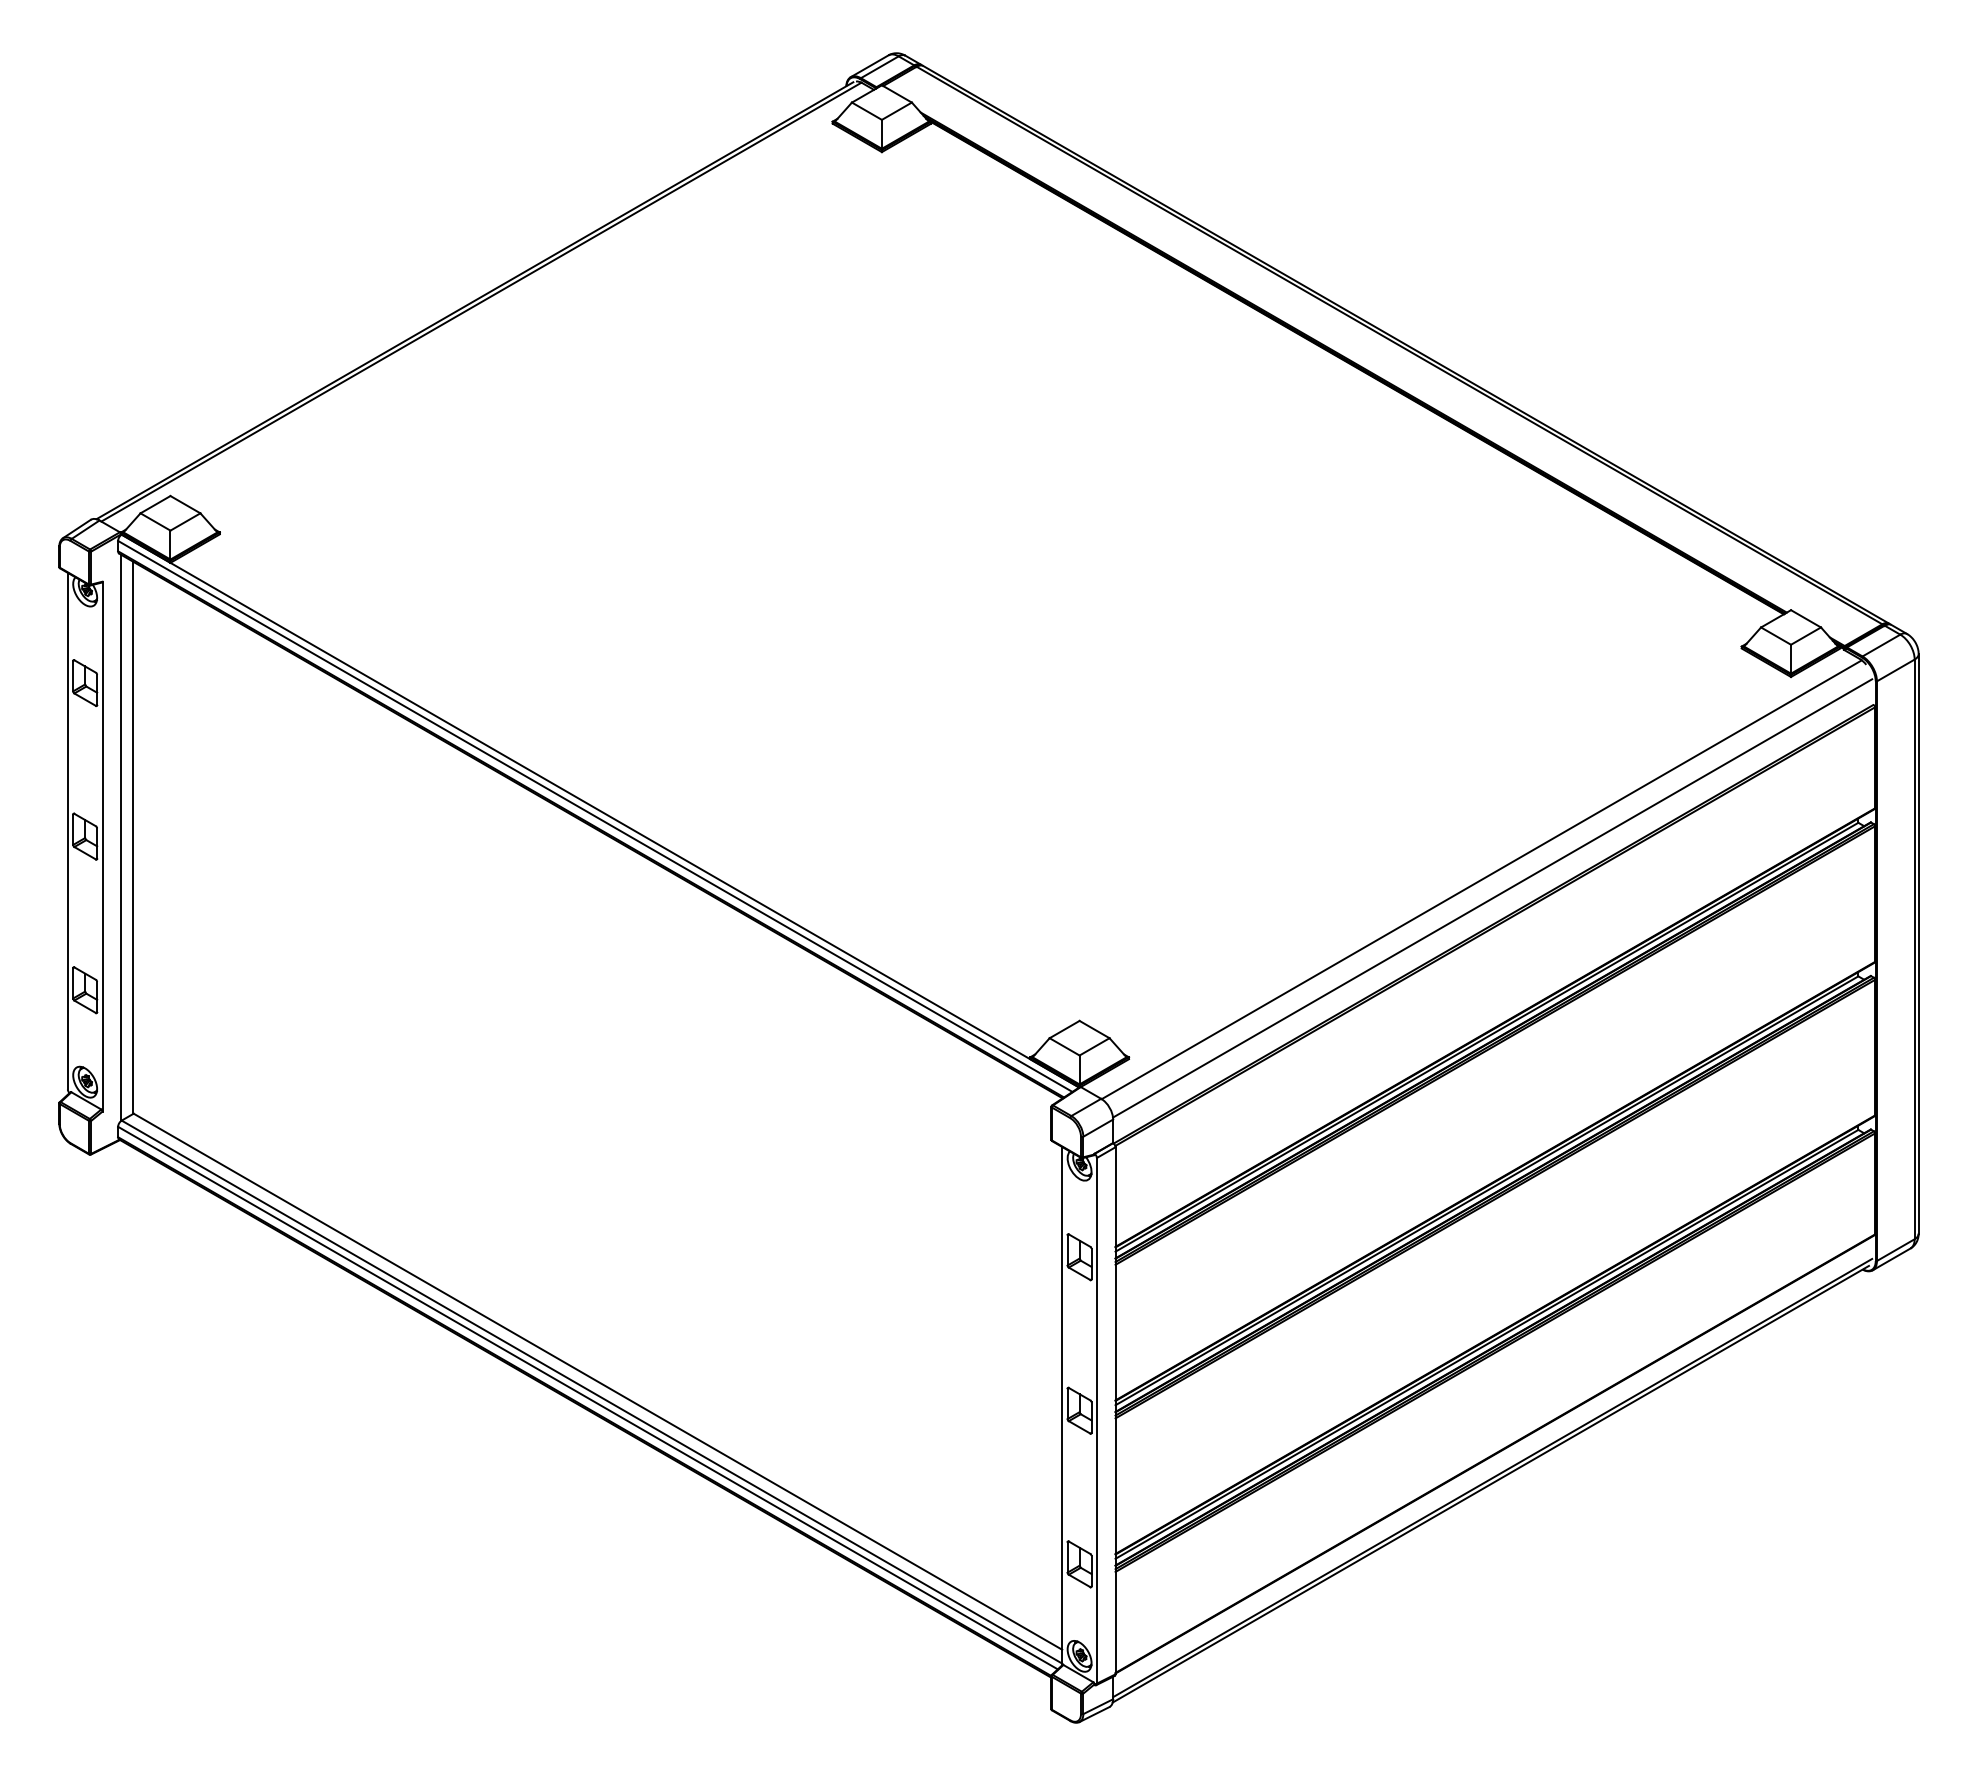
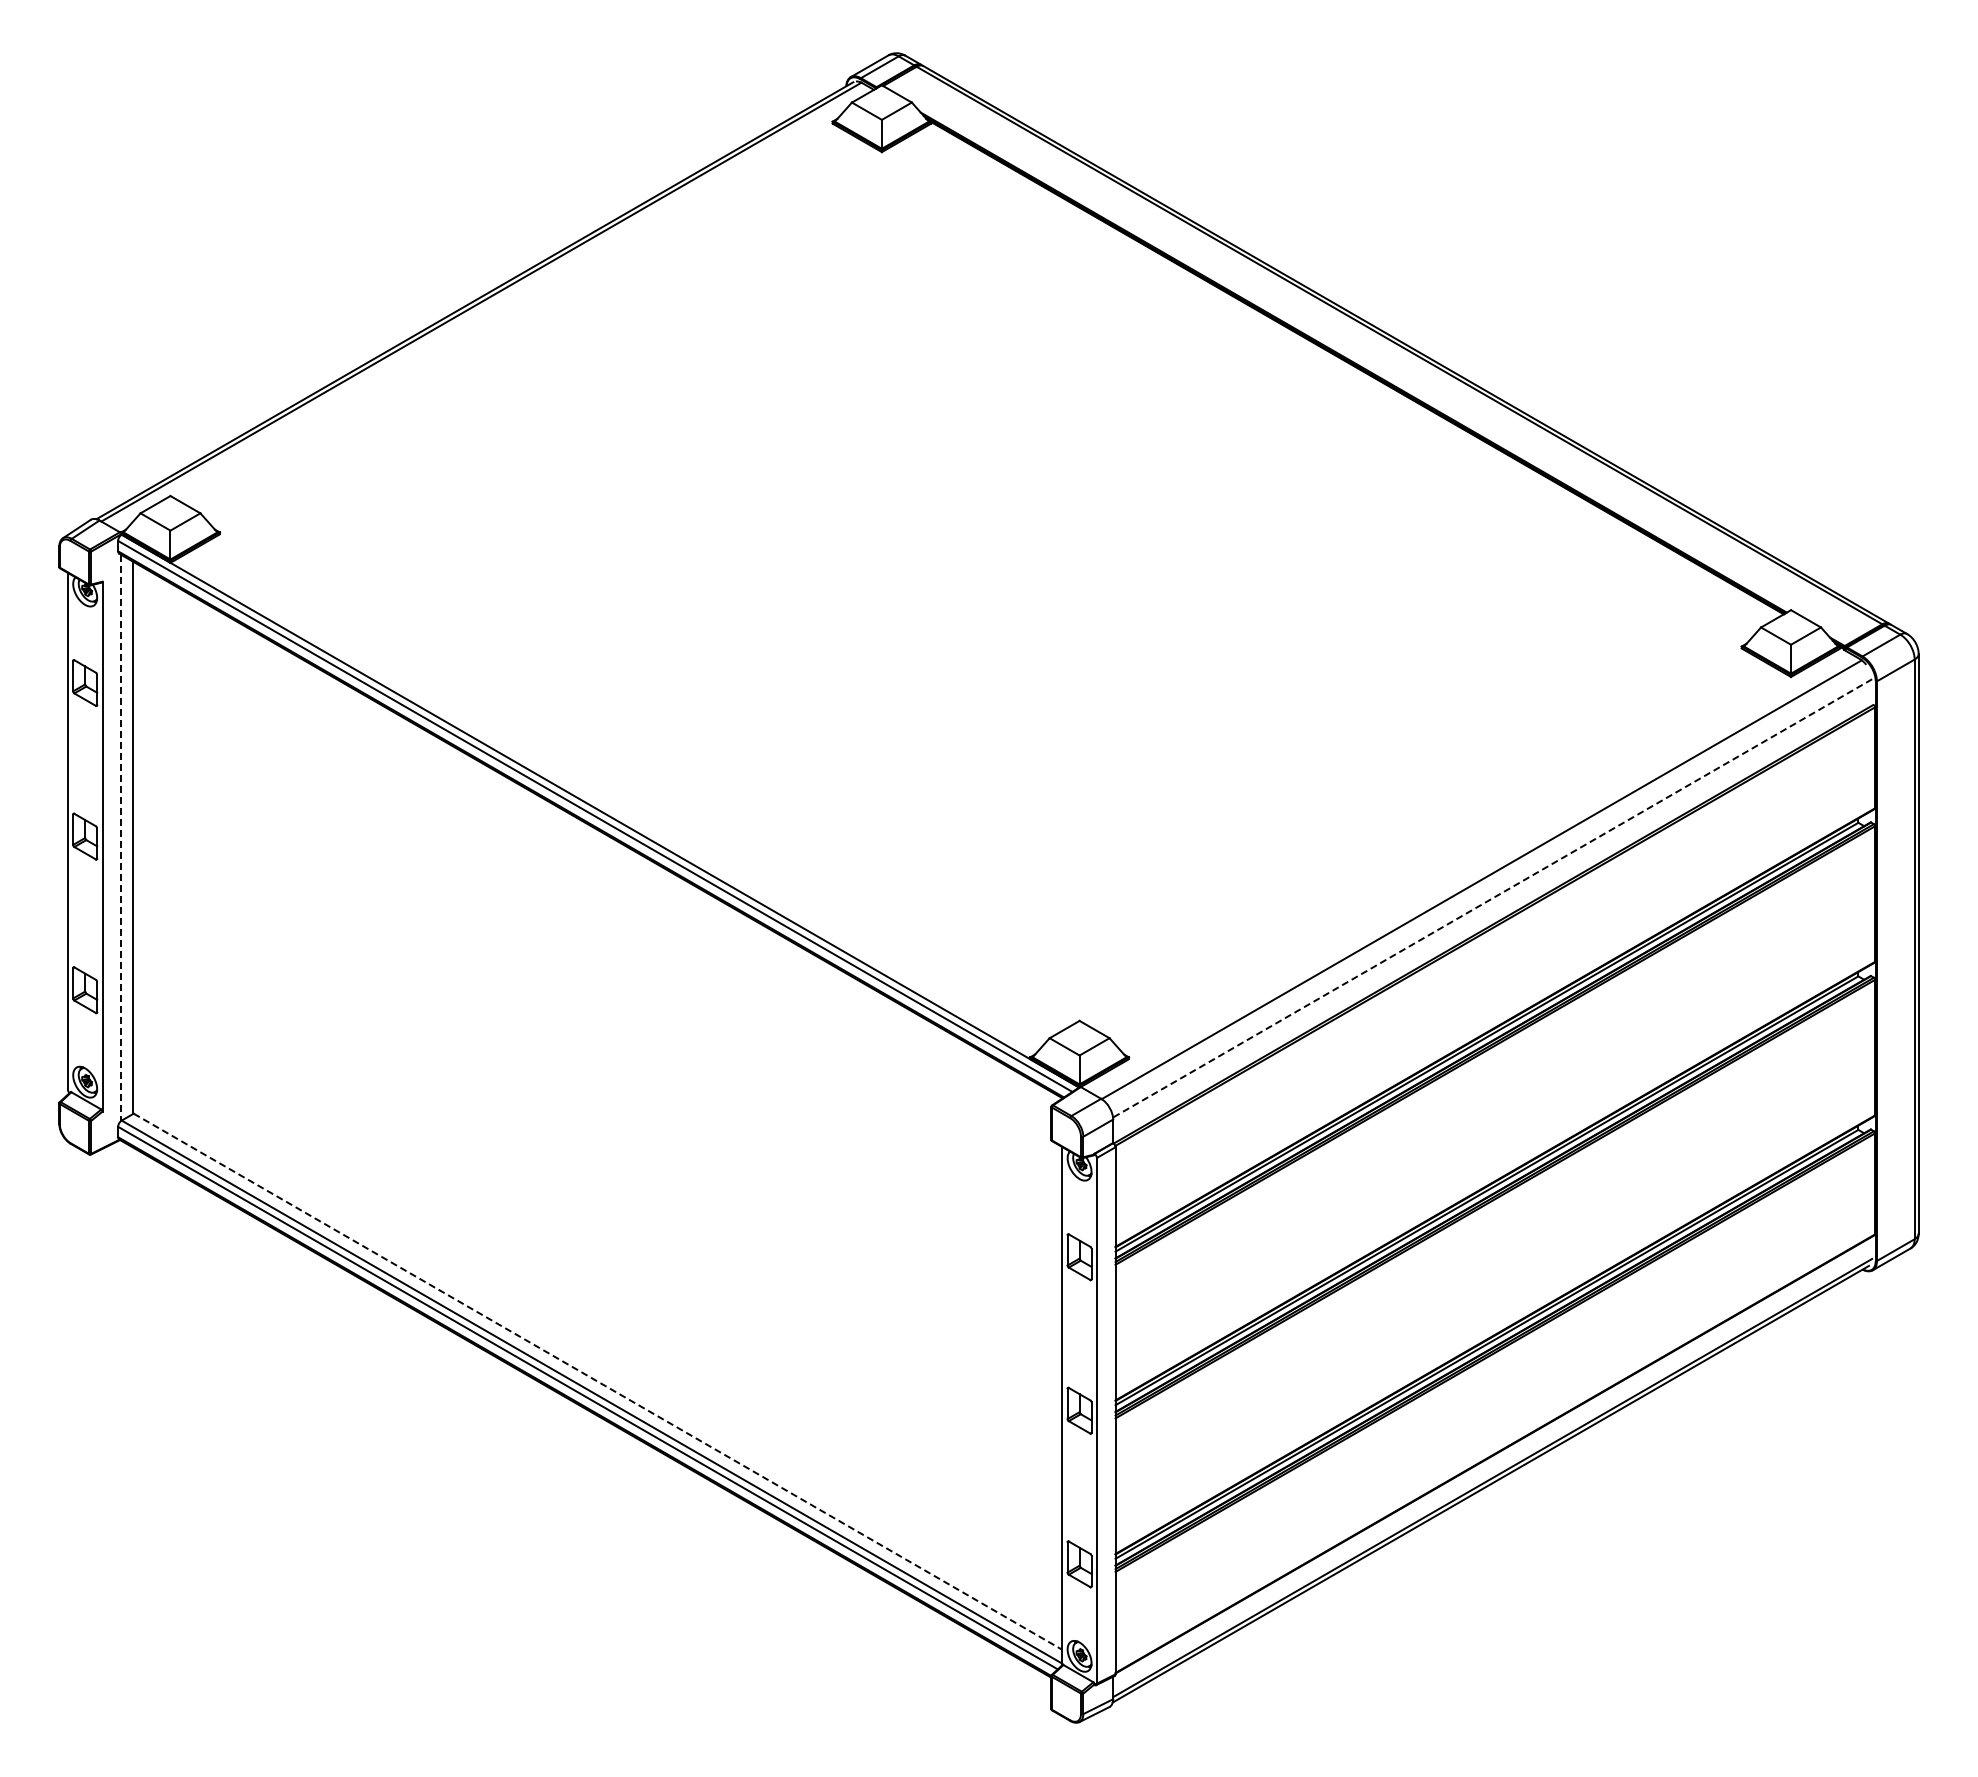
line: solid -> dashed (121, 838)
line: solid -> dashed (1492, 898)
line: solid -> dashed (598, 1381)
